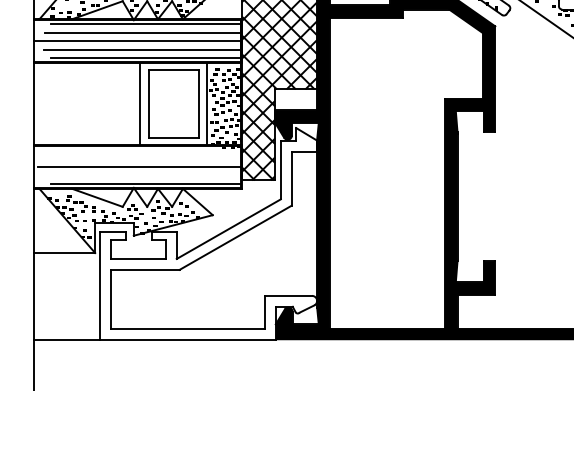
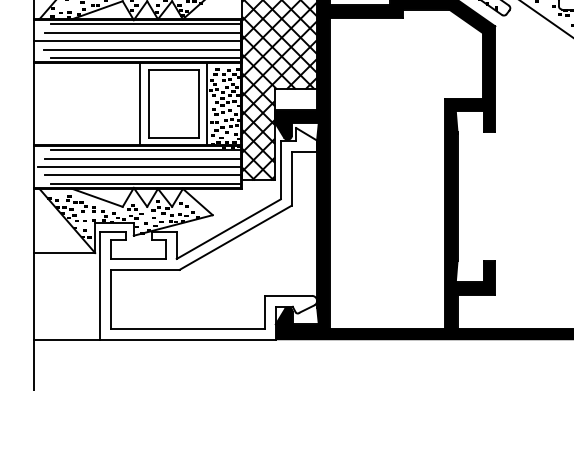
line: none -> present (145, 150)
line: none -> present (142, 158)
line: none -> present (142, 175)
